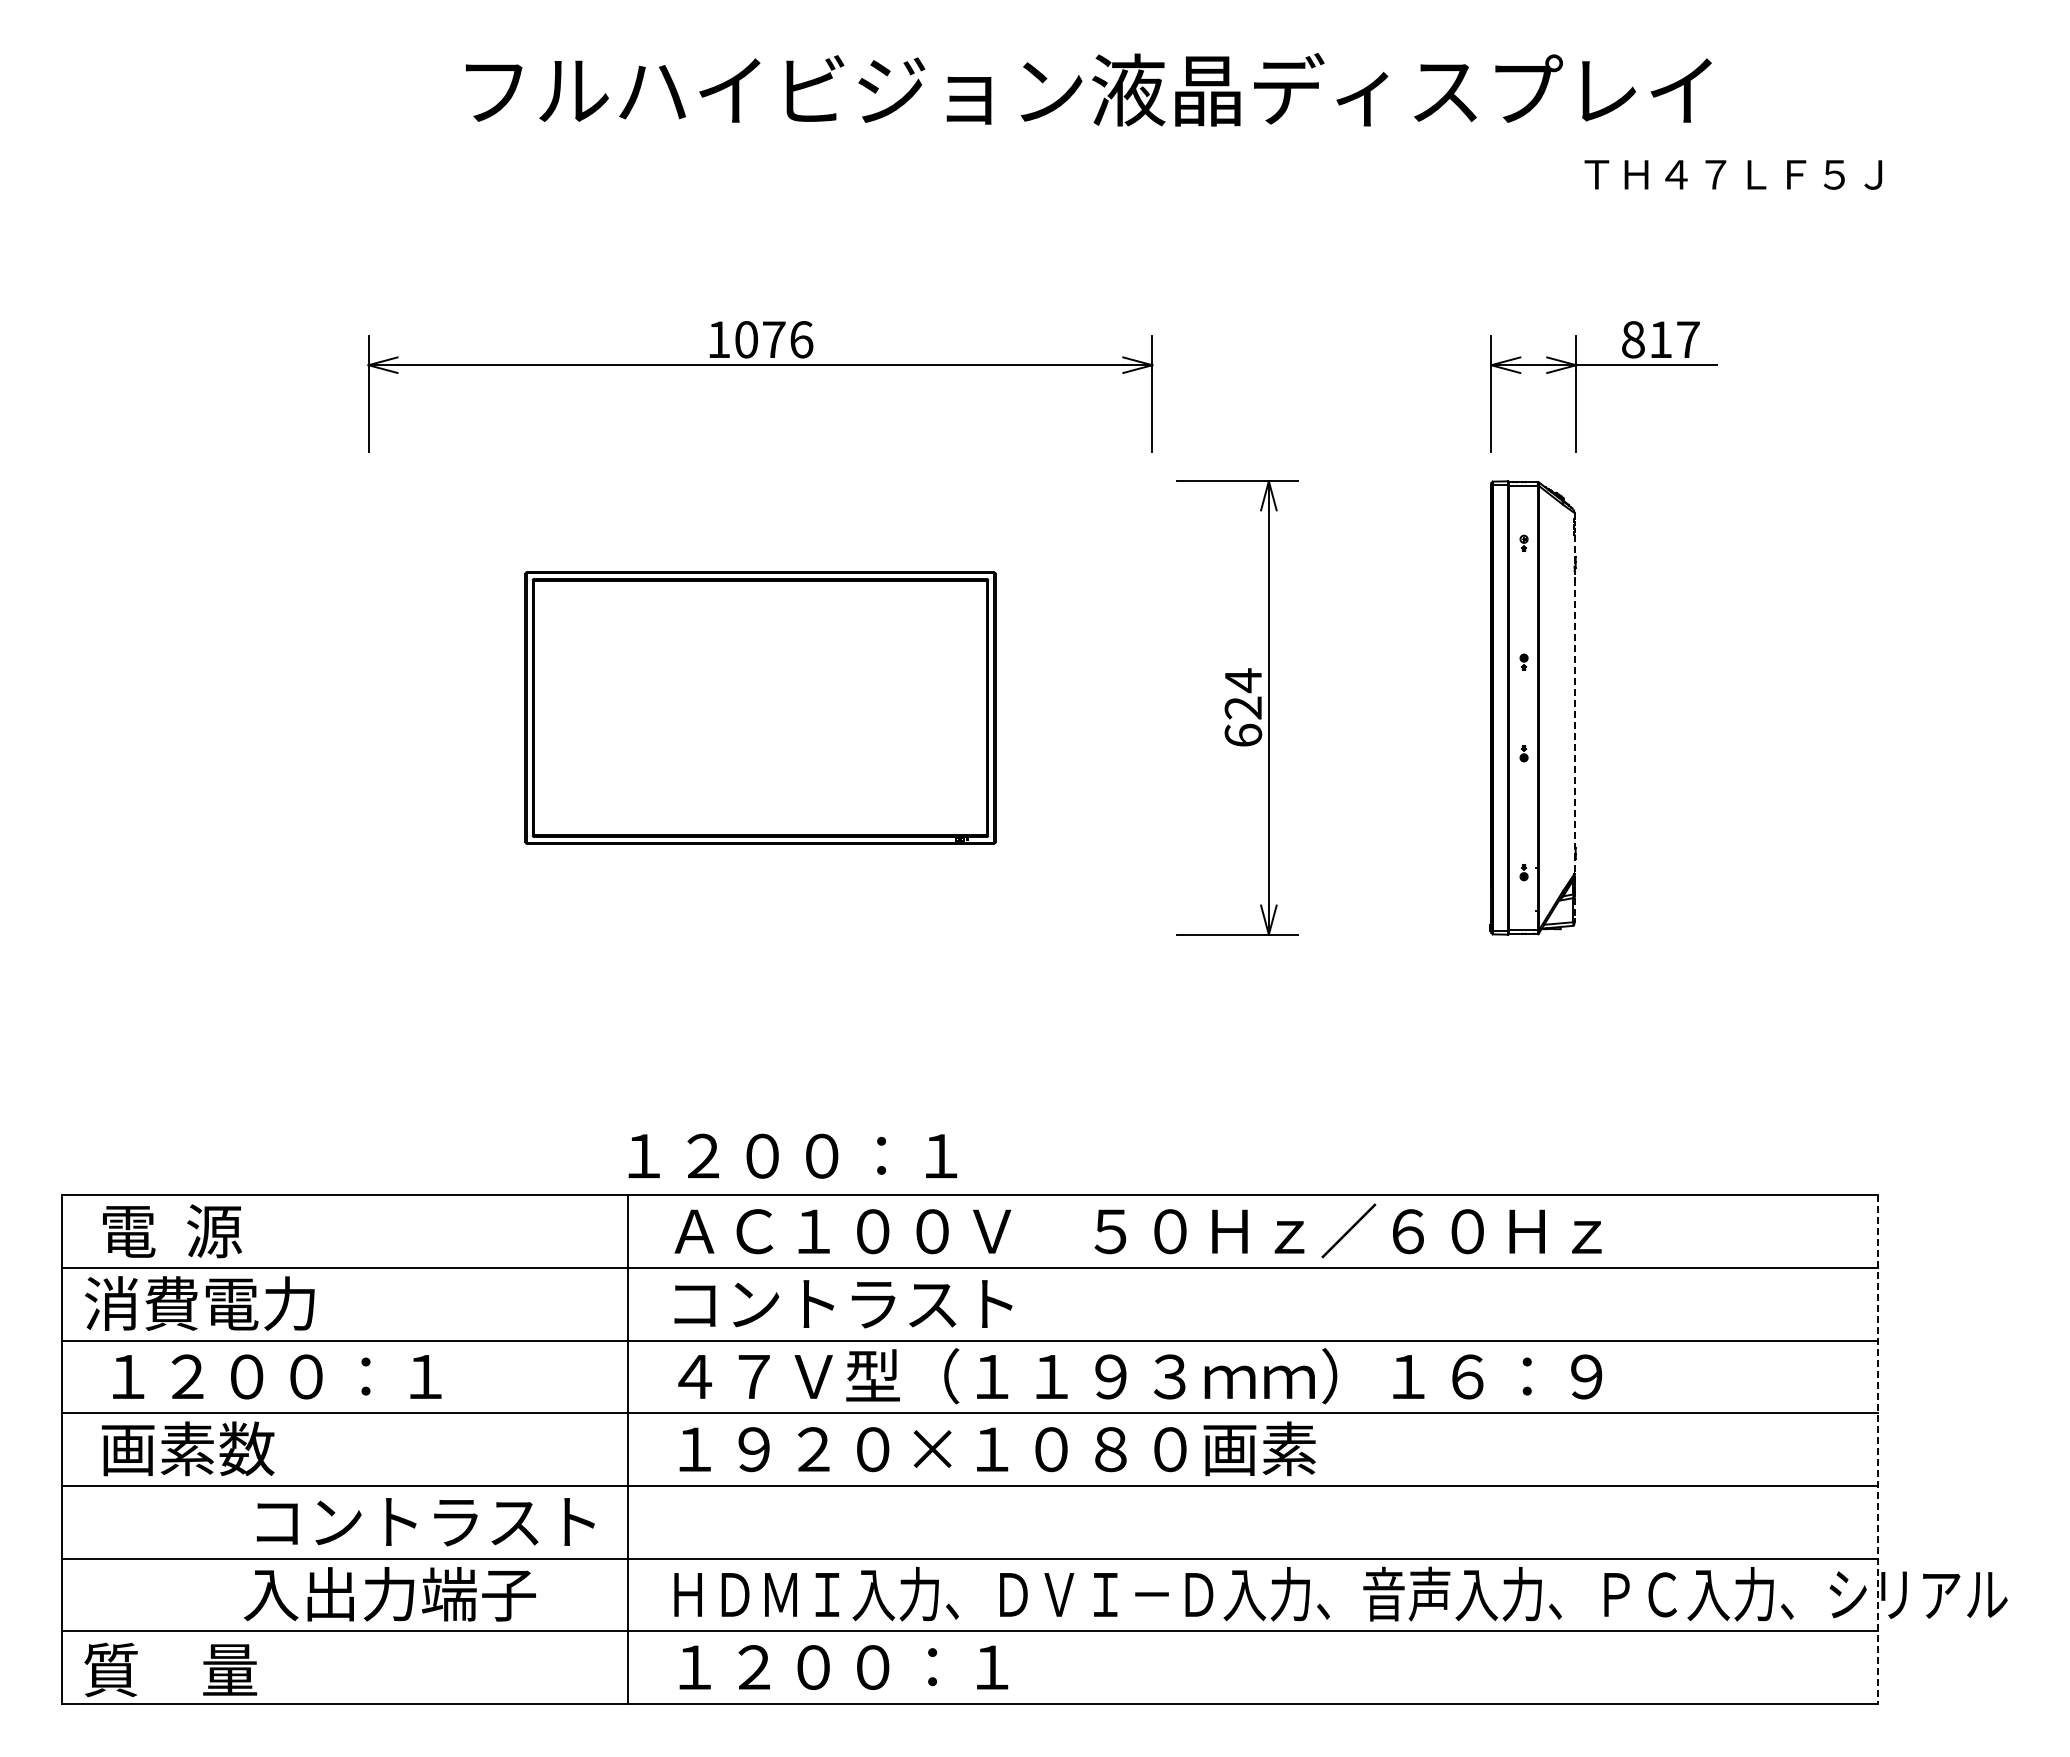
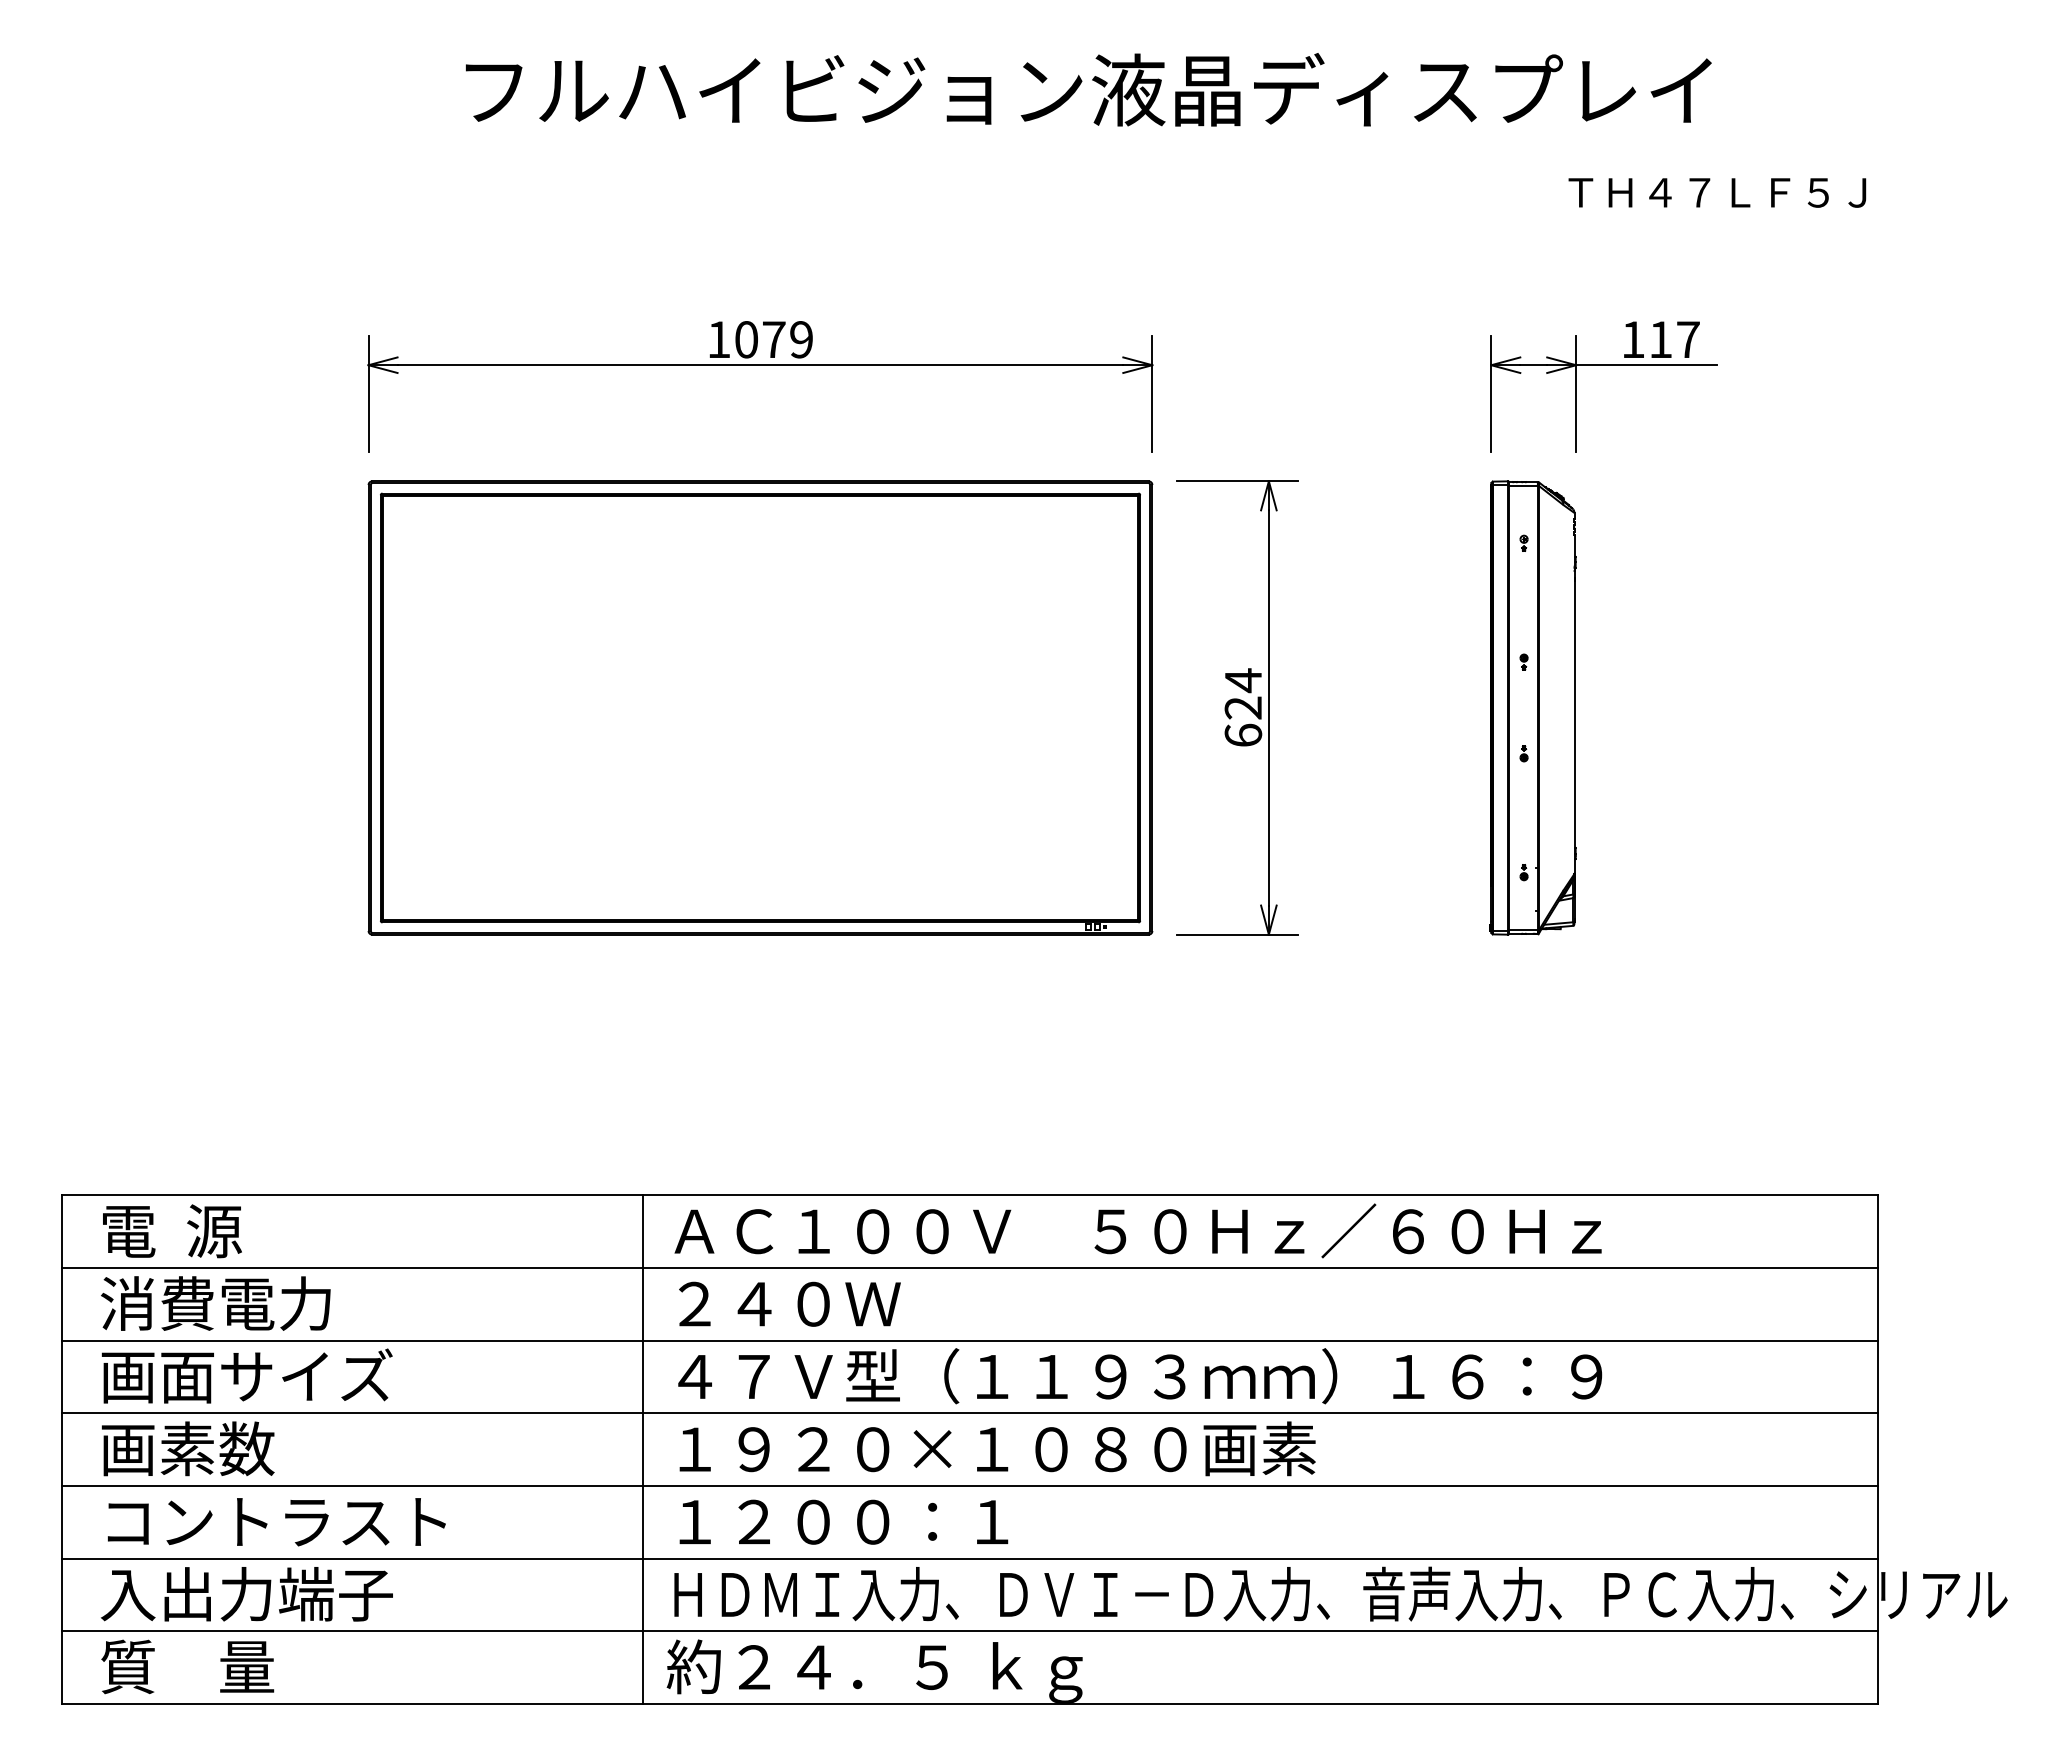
text position: (1733, 174) -> (1717, 192) (1717, 192)
text: 1076 -> 1079 (801, 339)
text: 817 -> 117 (1633, 339)
part size: 473x274 px -> 787x456 px (760, 707)
line: dashed -> solid (1574, 728)
text position: (792, 1155) -> (843, 1521) (843, 1521)
text position: (199, 1303) -> (215, 1303) (215, 1303)
text: コントラスト -> ２４０Ｗ (843, 1304)
text: １２００：１ -> 画面サイズ (271, 1375)
line position: (628, 1449) -> (643, 1449) (643, 1449)
line: dashed -> solid (1878, 1450)
text position: (425, 1522) -> (276, 1522) (276, 1522)
text position: (389, 1594) -> (246, 1594) (246, 1594)
text position: (170, 1669) -> (187, 1666) (187, 1666)
text: １２００：１ -> 約２４．５ ｋｇ (874, 1670)
